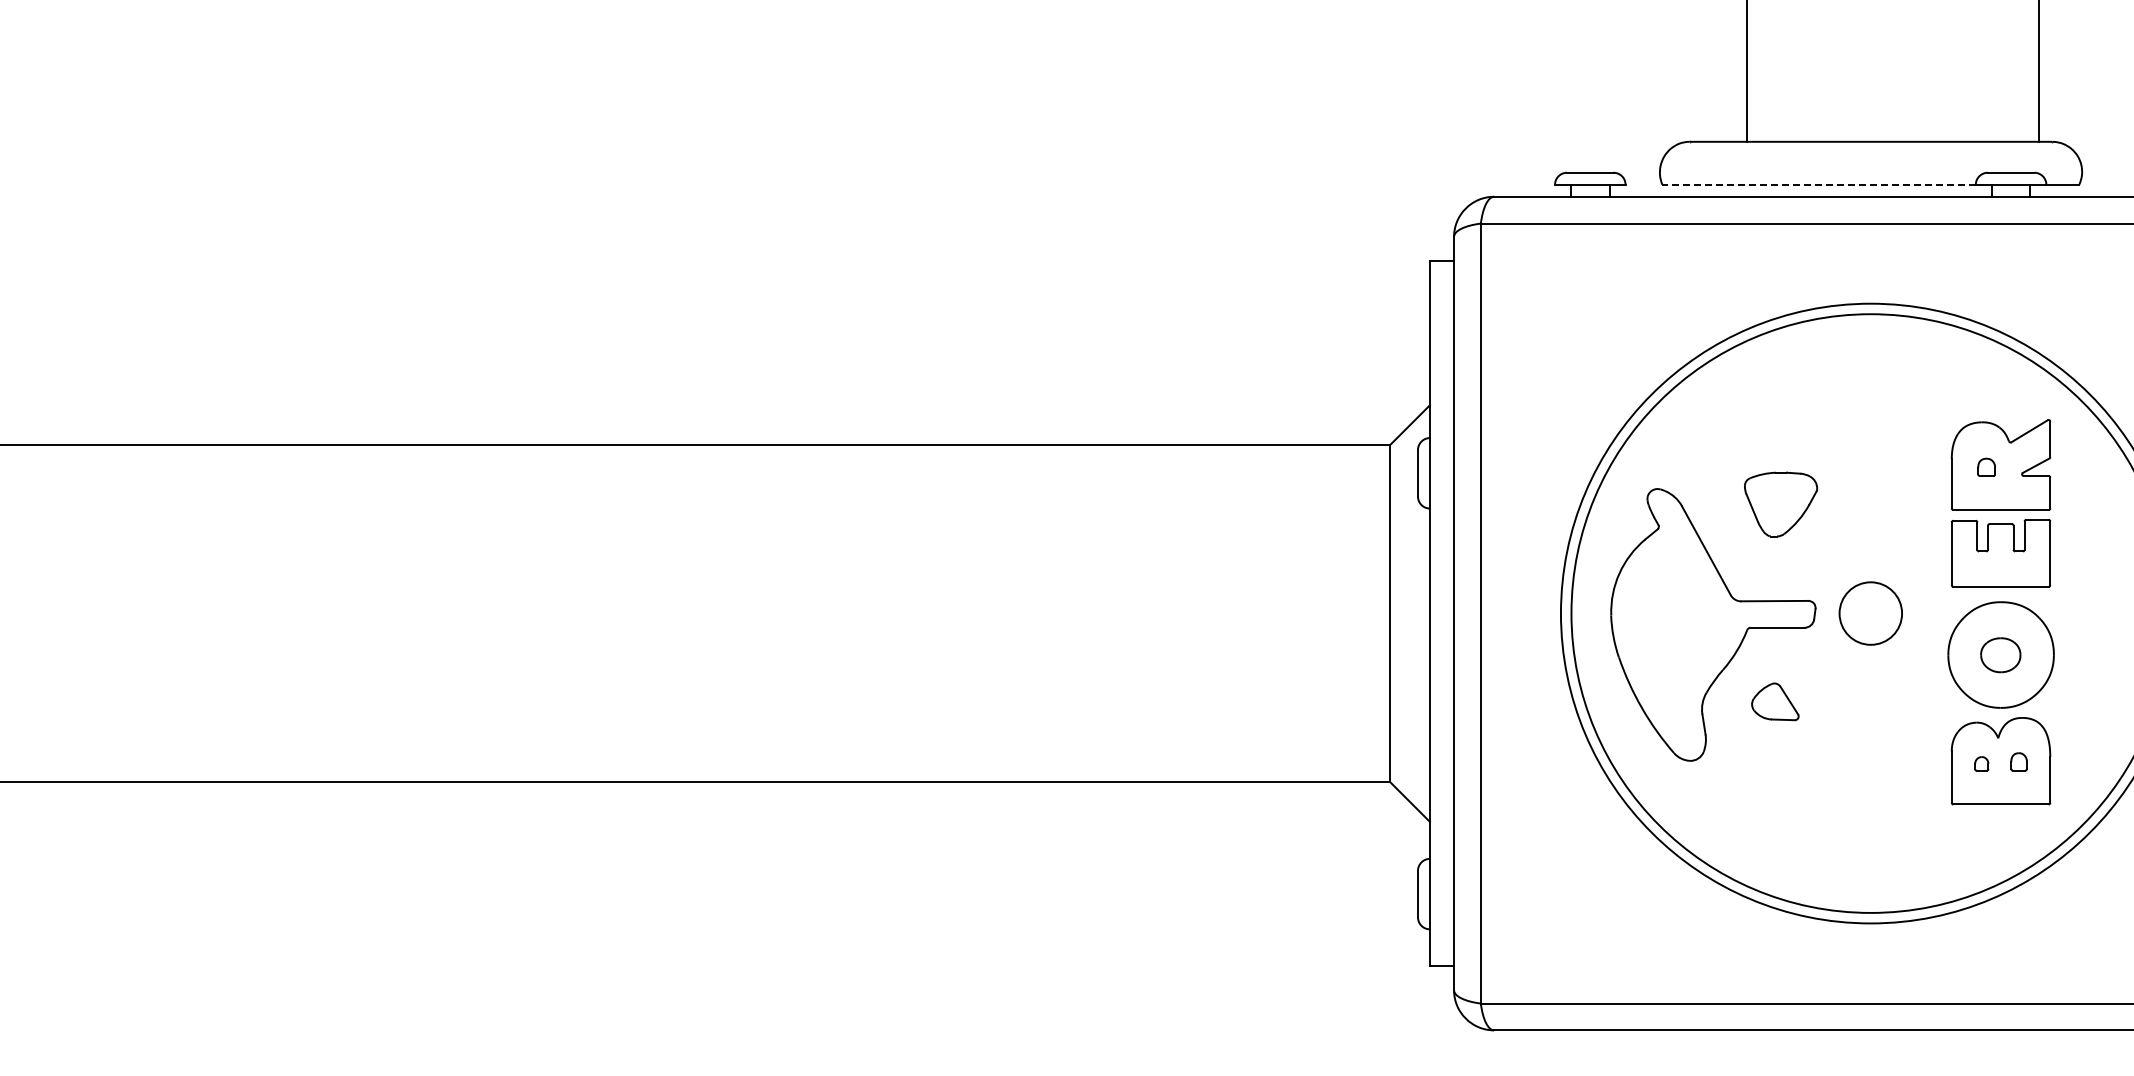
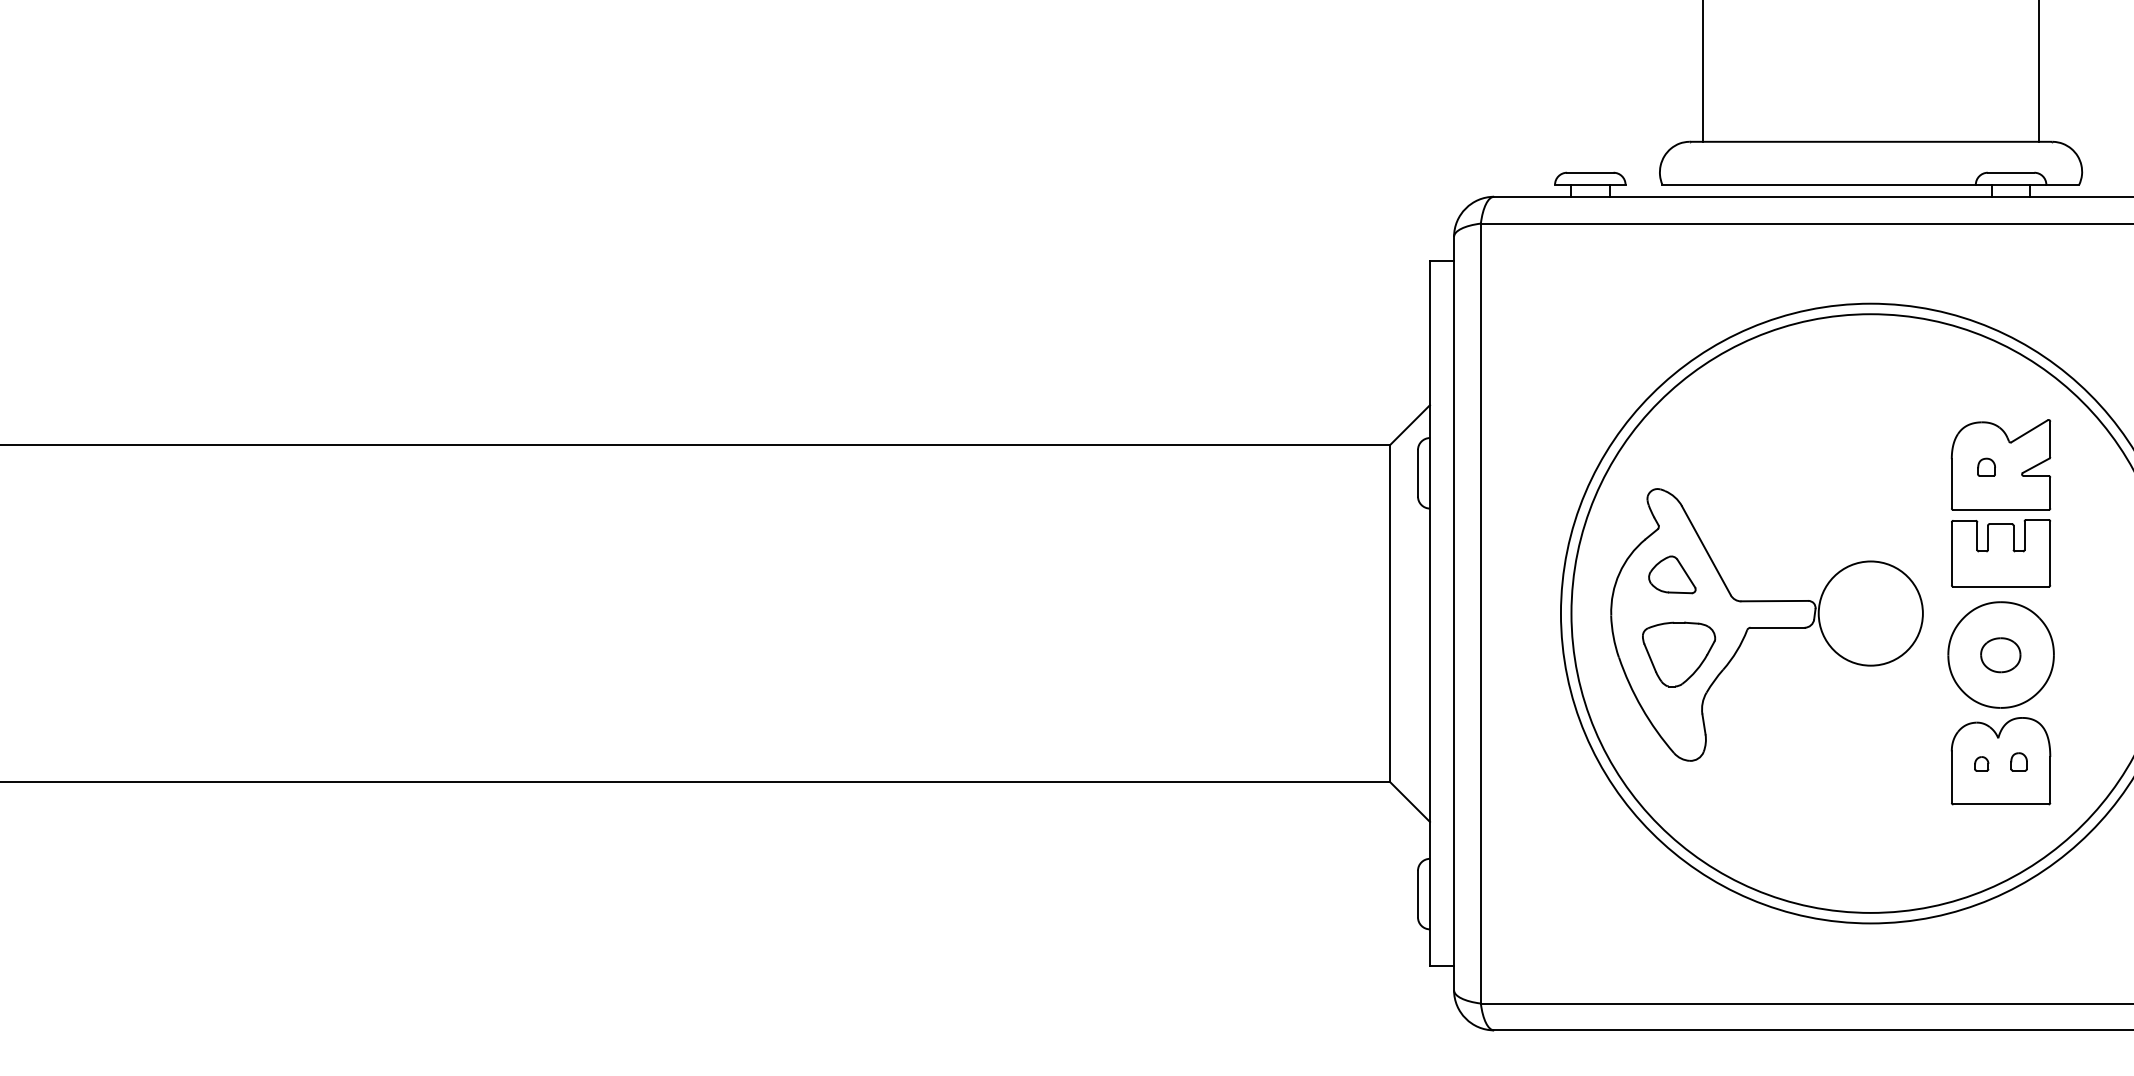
line position: (1746, 71) -> (1702, 71) (1702, 71)
line: dashed -> solid (1819, 184)
part position: (1781, 504) -> (1679, 654) (1679, 654)
circle diameter: 63 px -> 104 px (1870, 613)
part position: (1775, 701) -> (1672, 574) (1672, 574)
